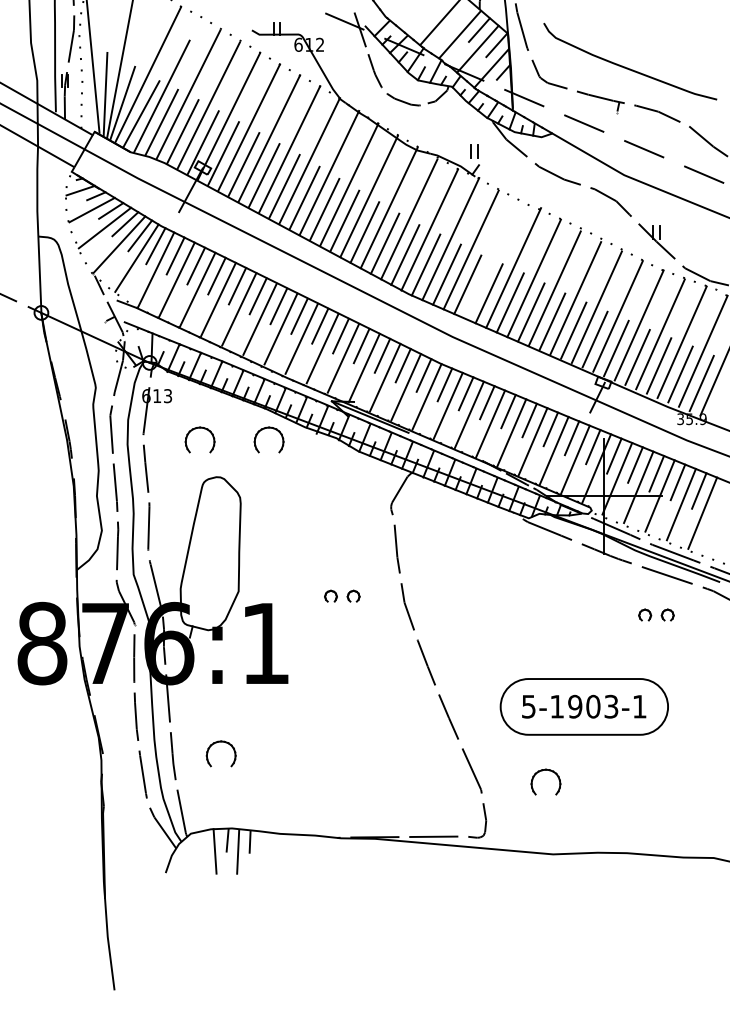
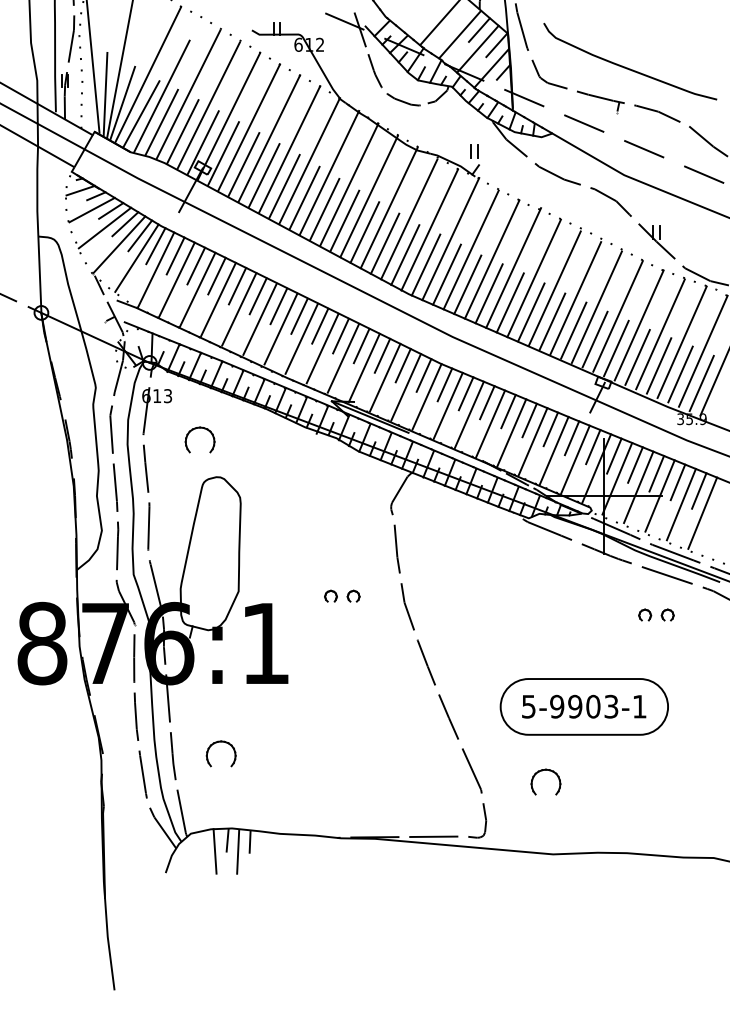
line: none -> present (491, 259)
part: present -> none (264, 429)
text: 5-1903-1 -> 5-9903-1 (557, 706)
